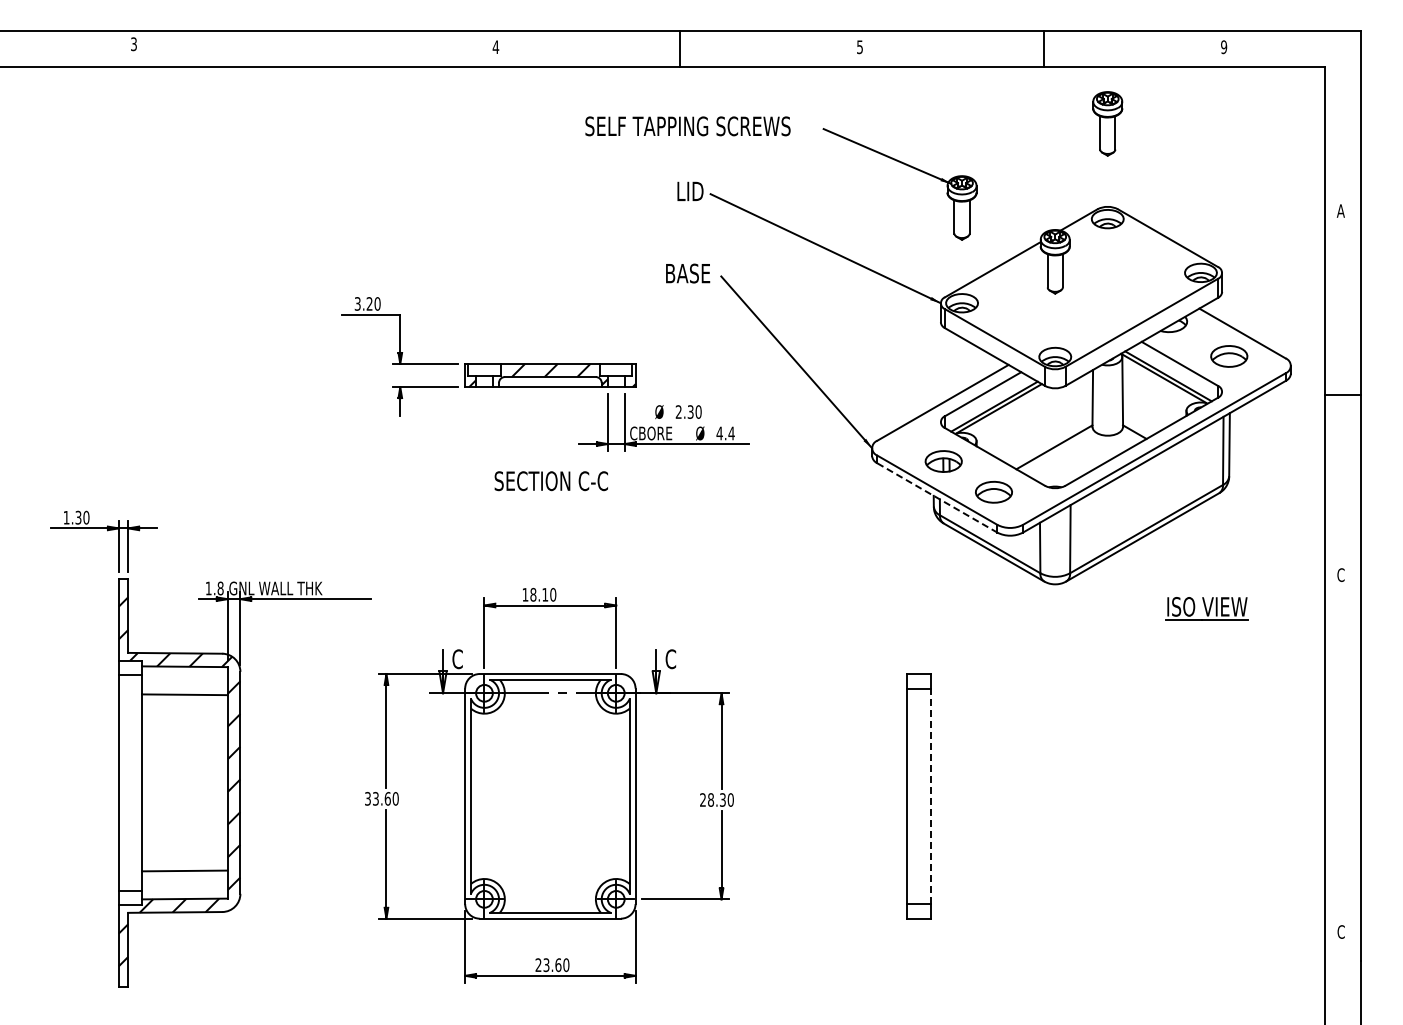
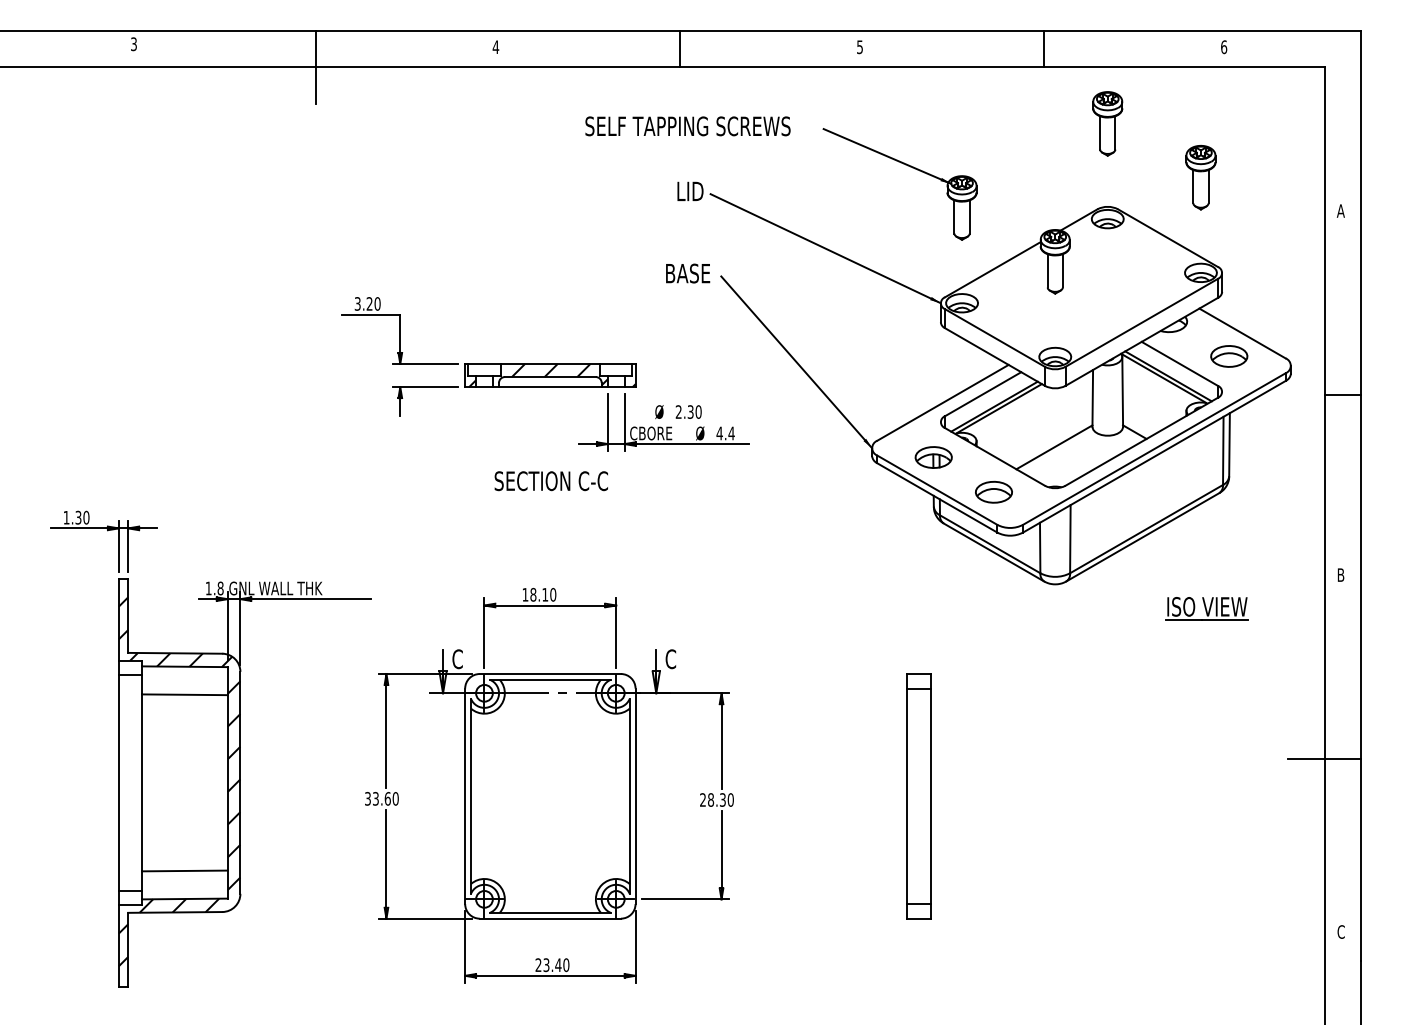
text: 9 -> 6 (1224, 47)
line: none -> present (316, 66)
part: none -> present (1200, 177)
part position: (943, 461) -> (933, 457) (933, 457)
line: dashed -> solid (937, 498)
text: C -> B (1340, 575)
line: none -> present (1324, 758)
line: dashed -> solid (930, 796)
text: 23.60 -> 23.40 (558, 965)
